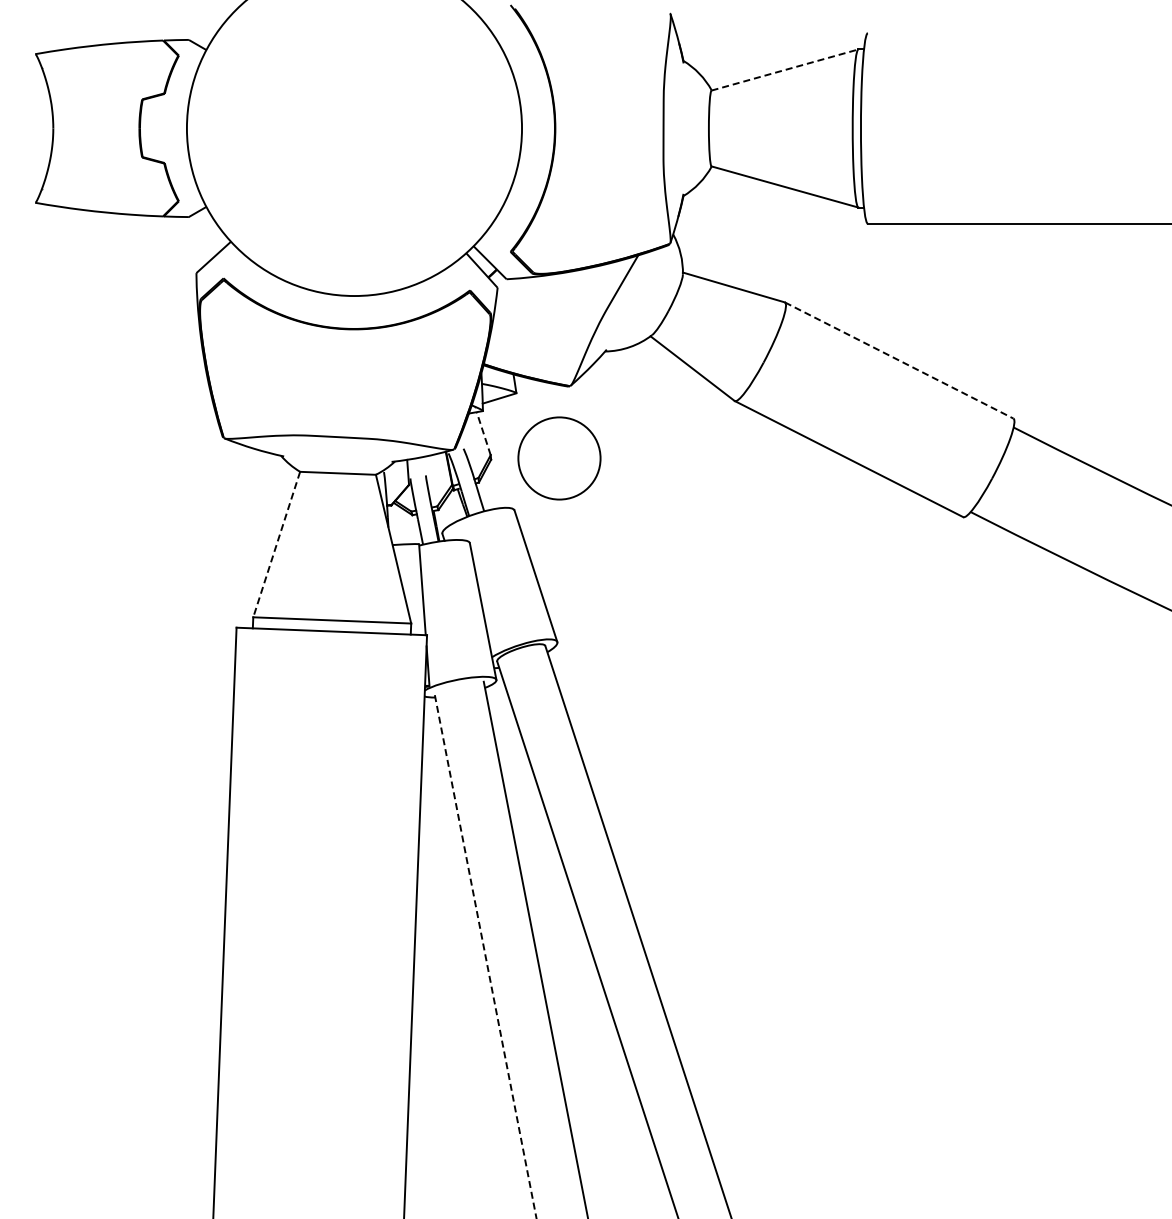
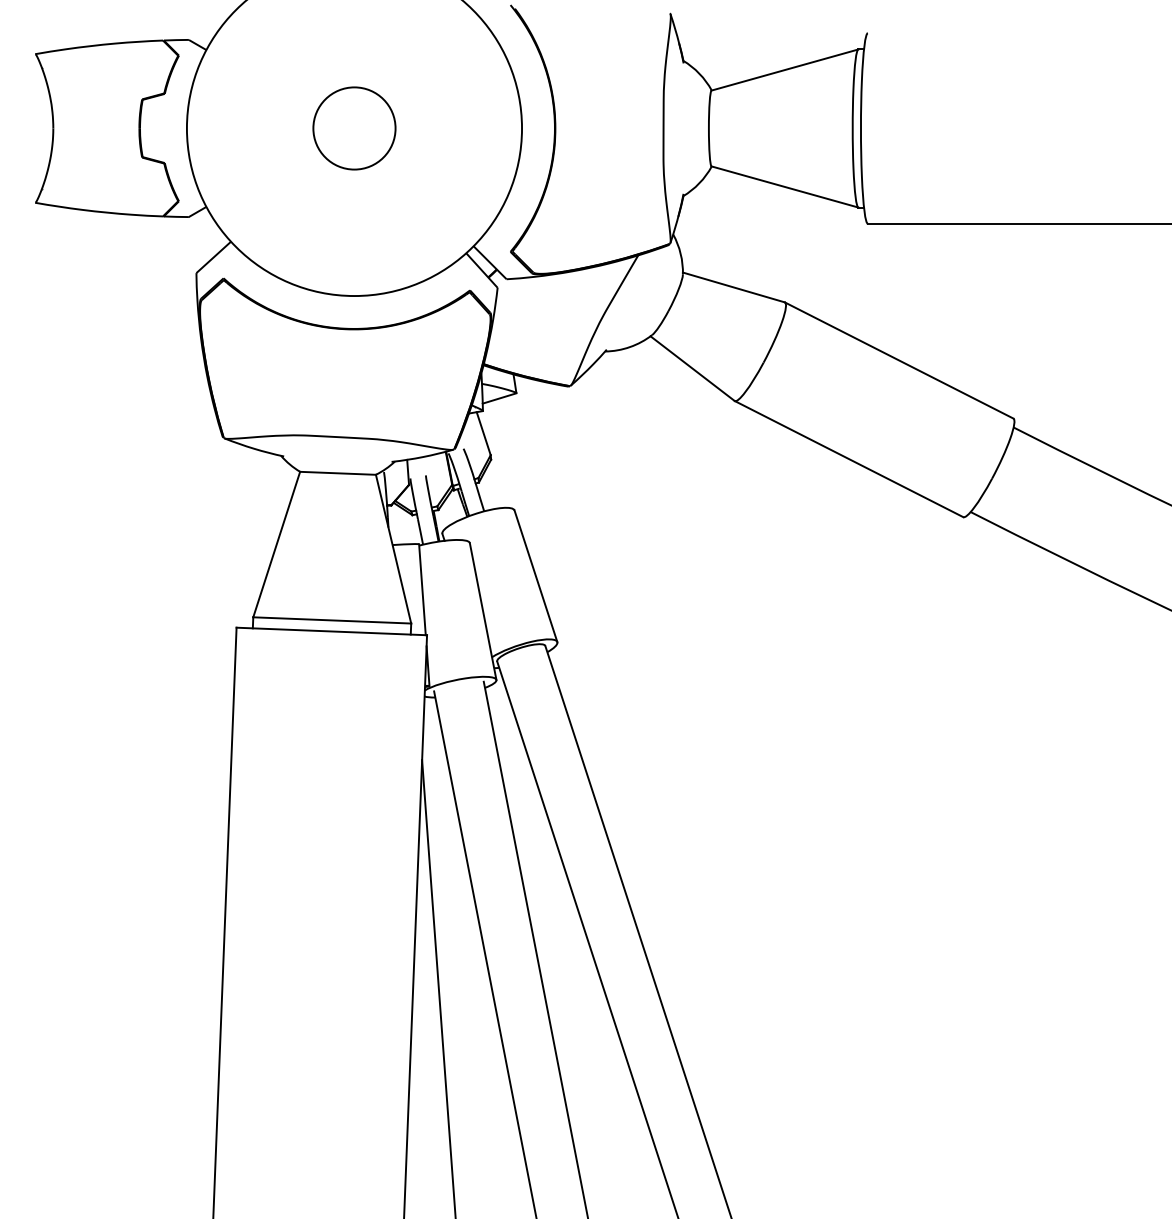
line: dashed -> solid (785, 69)
line: dashed -> solid (899, 360)
line: dashed -> solid (483, 433)
circle position: (559, 458) -> (354, 128) (354, 128)
line: dashed -> solid (276, 545)
line: dashed -> solid (485, 954)
line: none -> present (438, 987)
